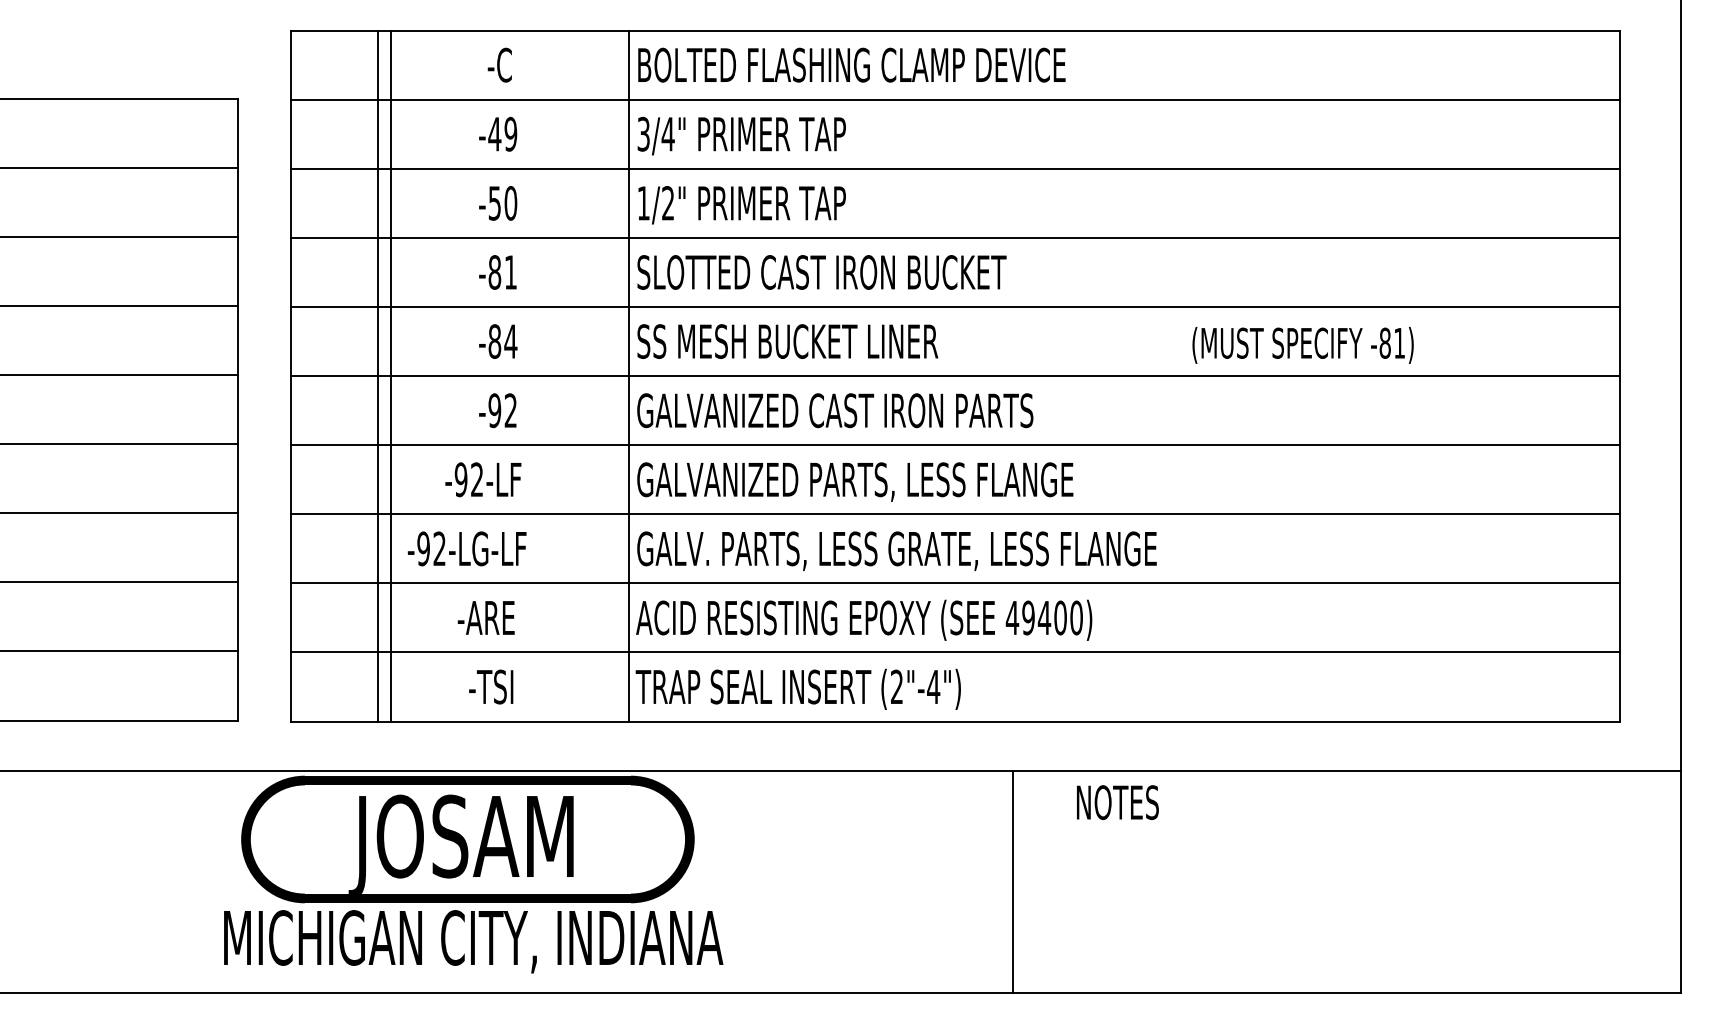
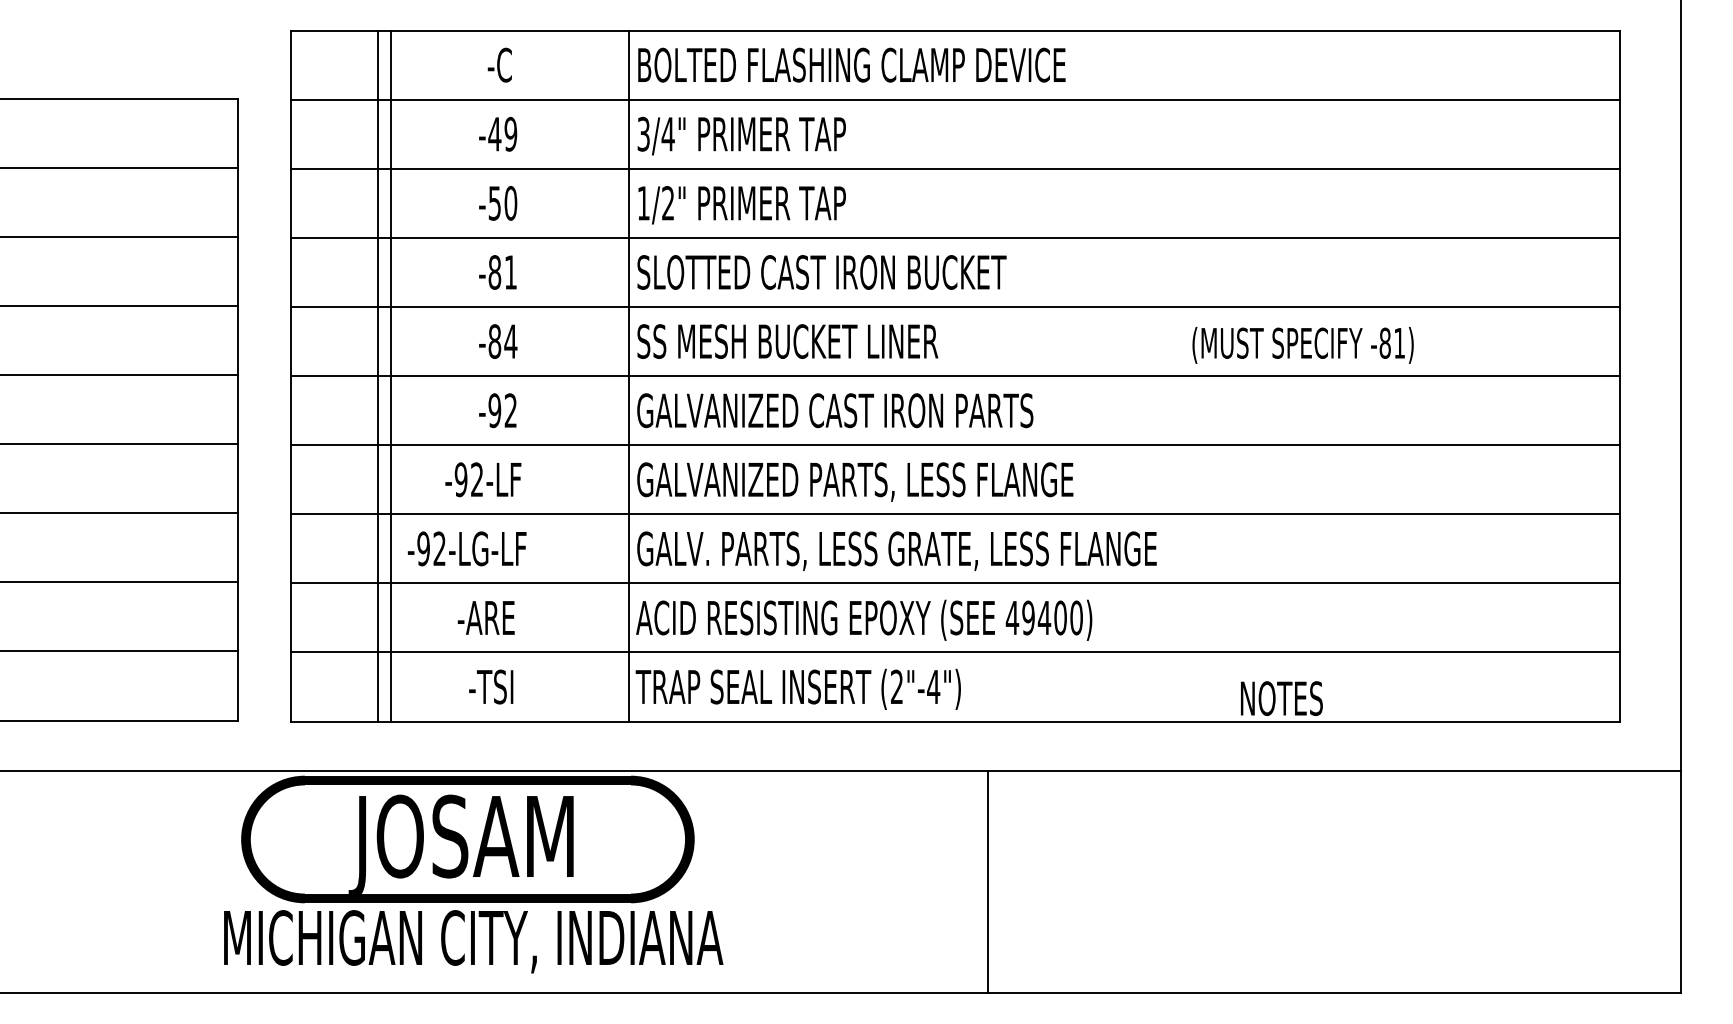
text position: (1117, 802) -> (1281, 698) (1281, 698)
line position: (1013, 881) -> (988, 881) (988, 881)
